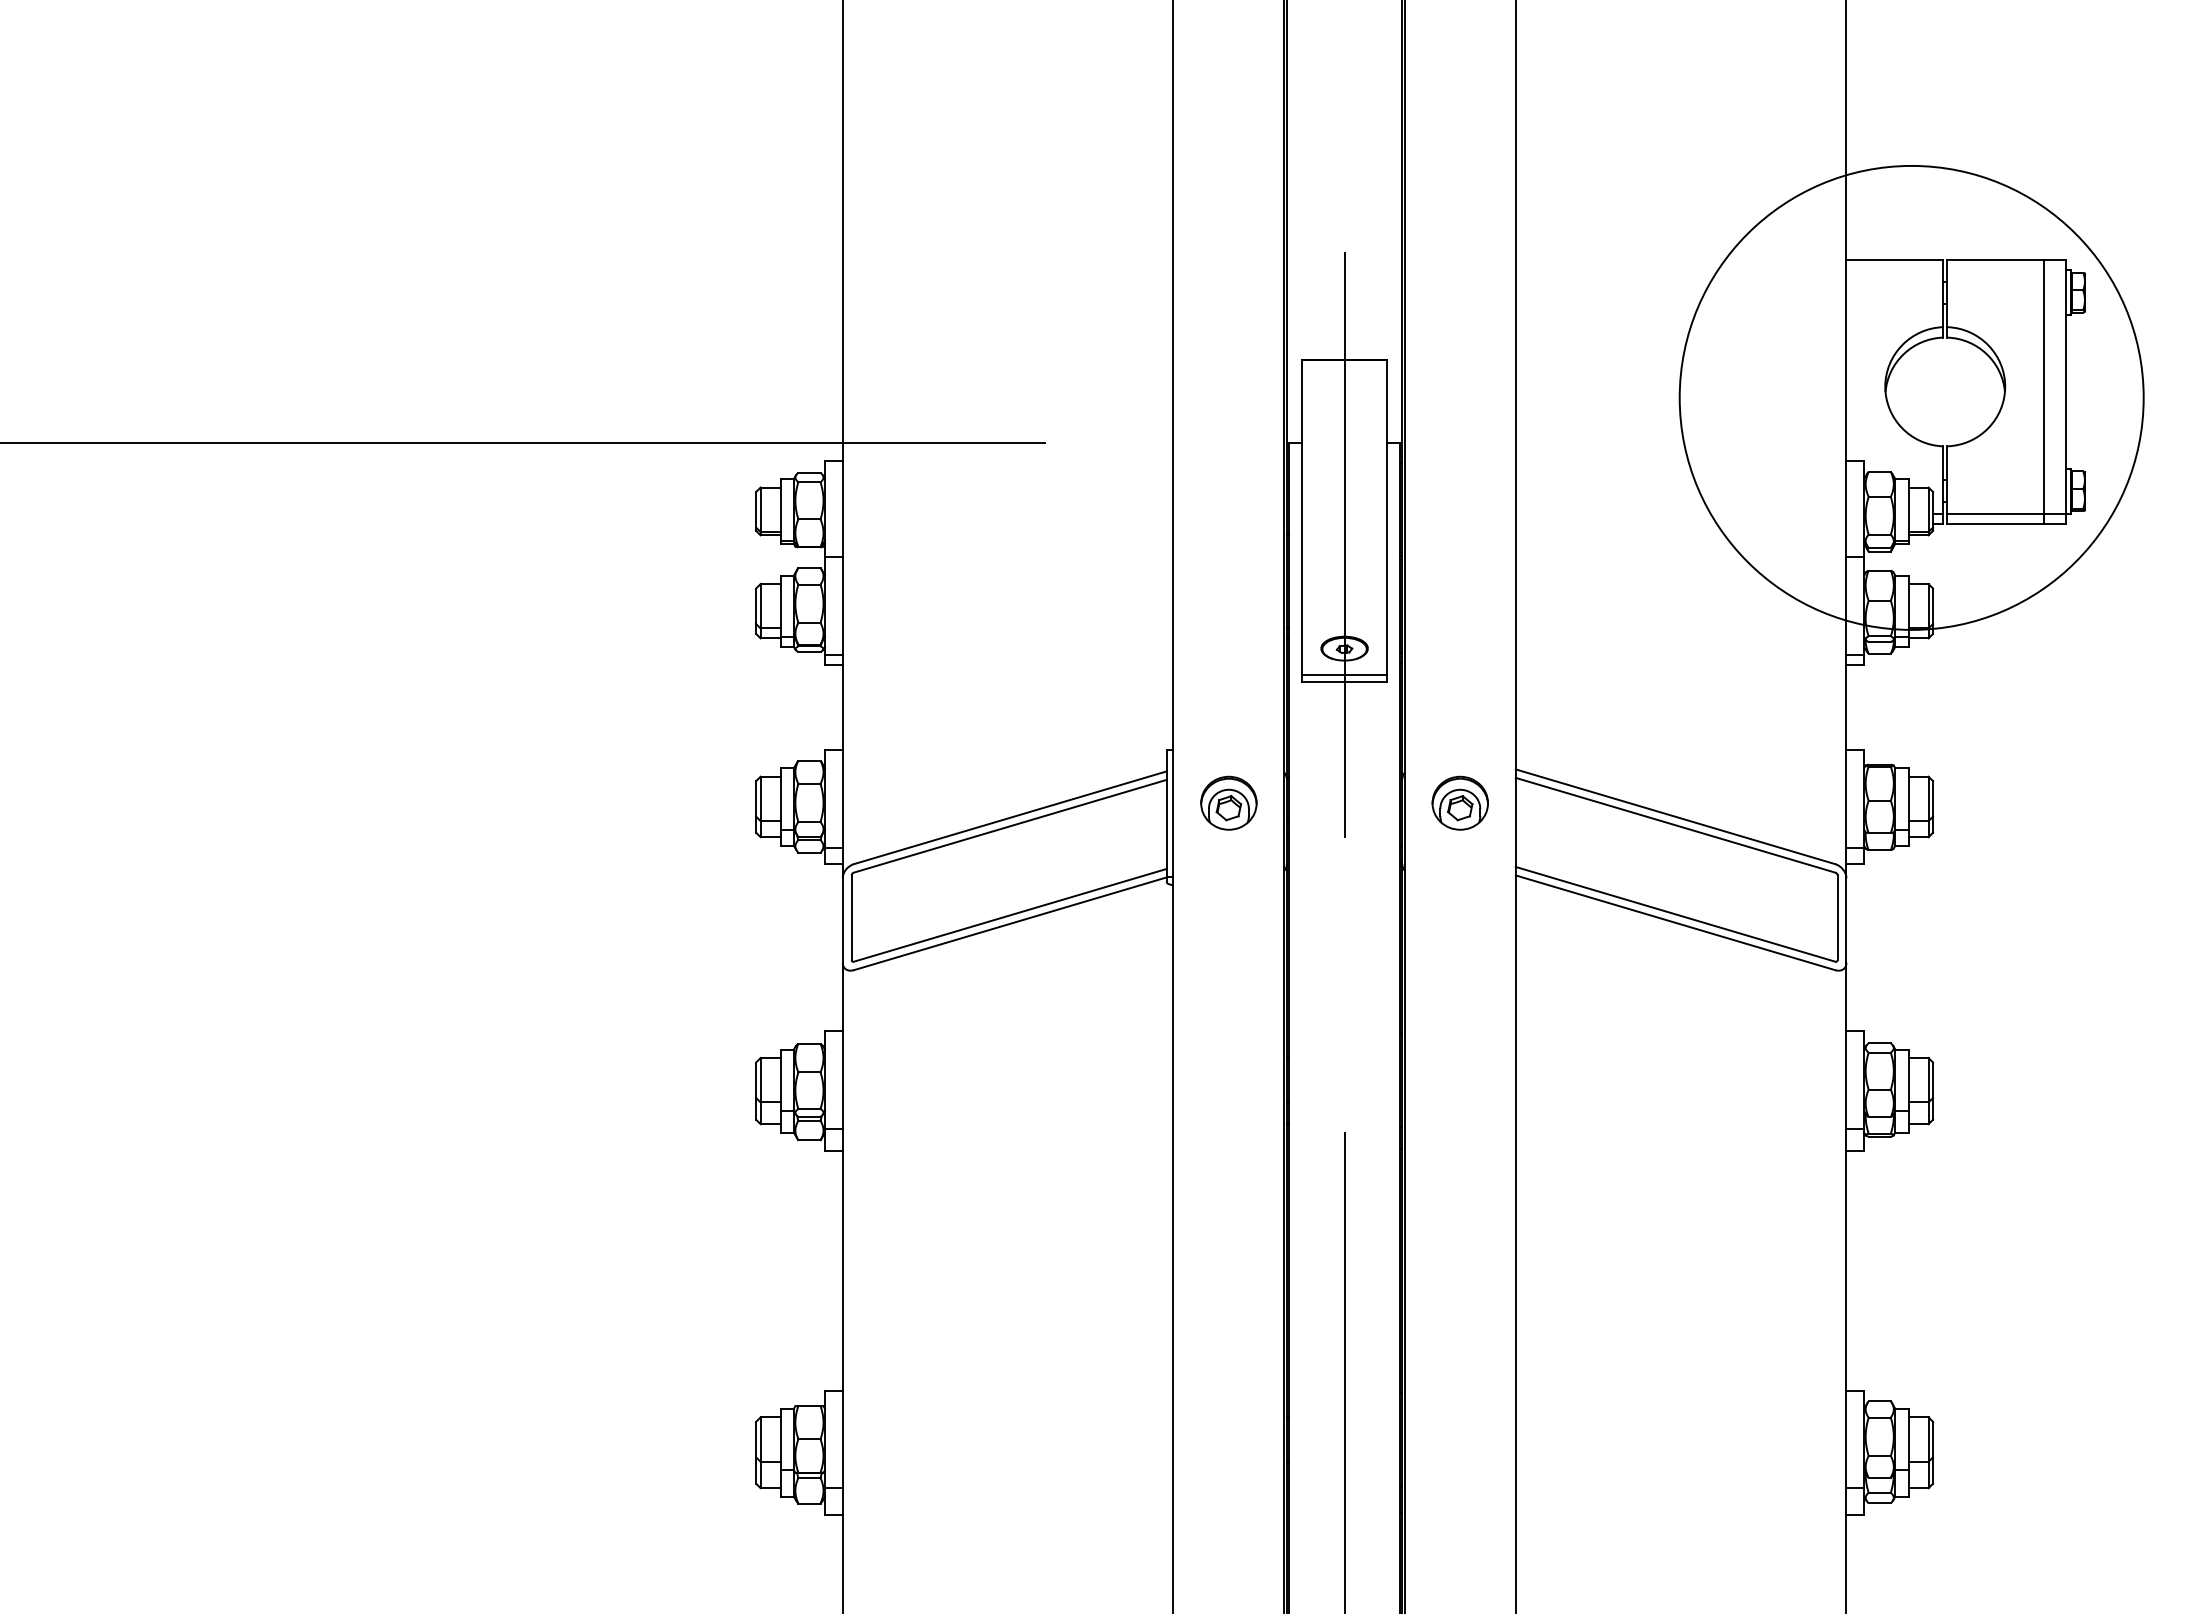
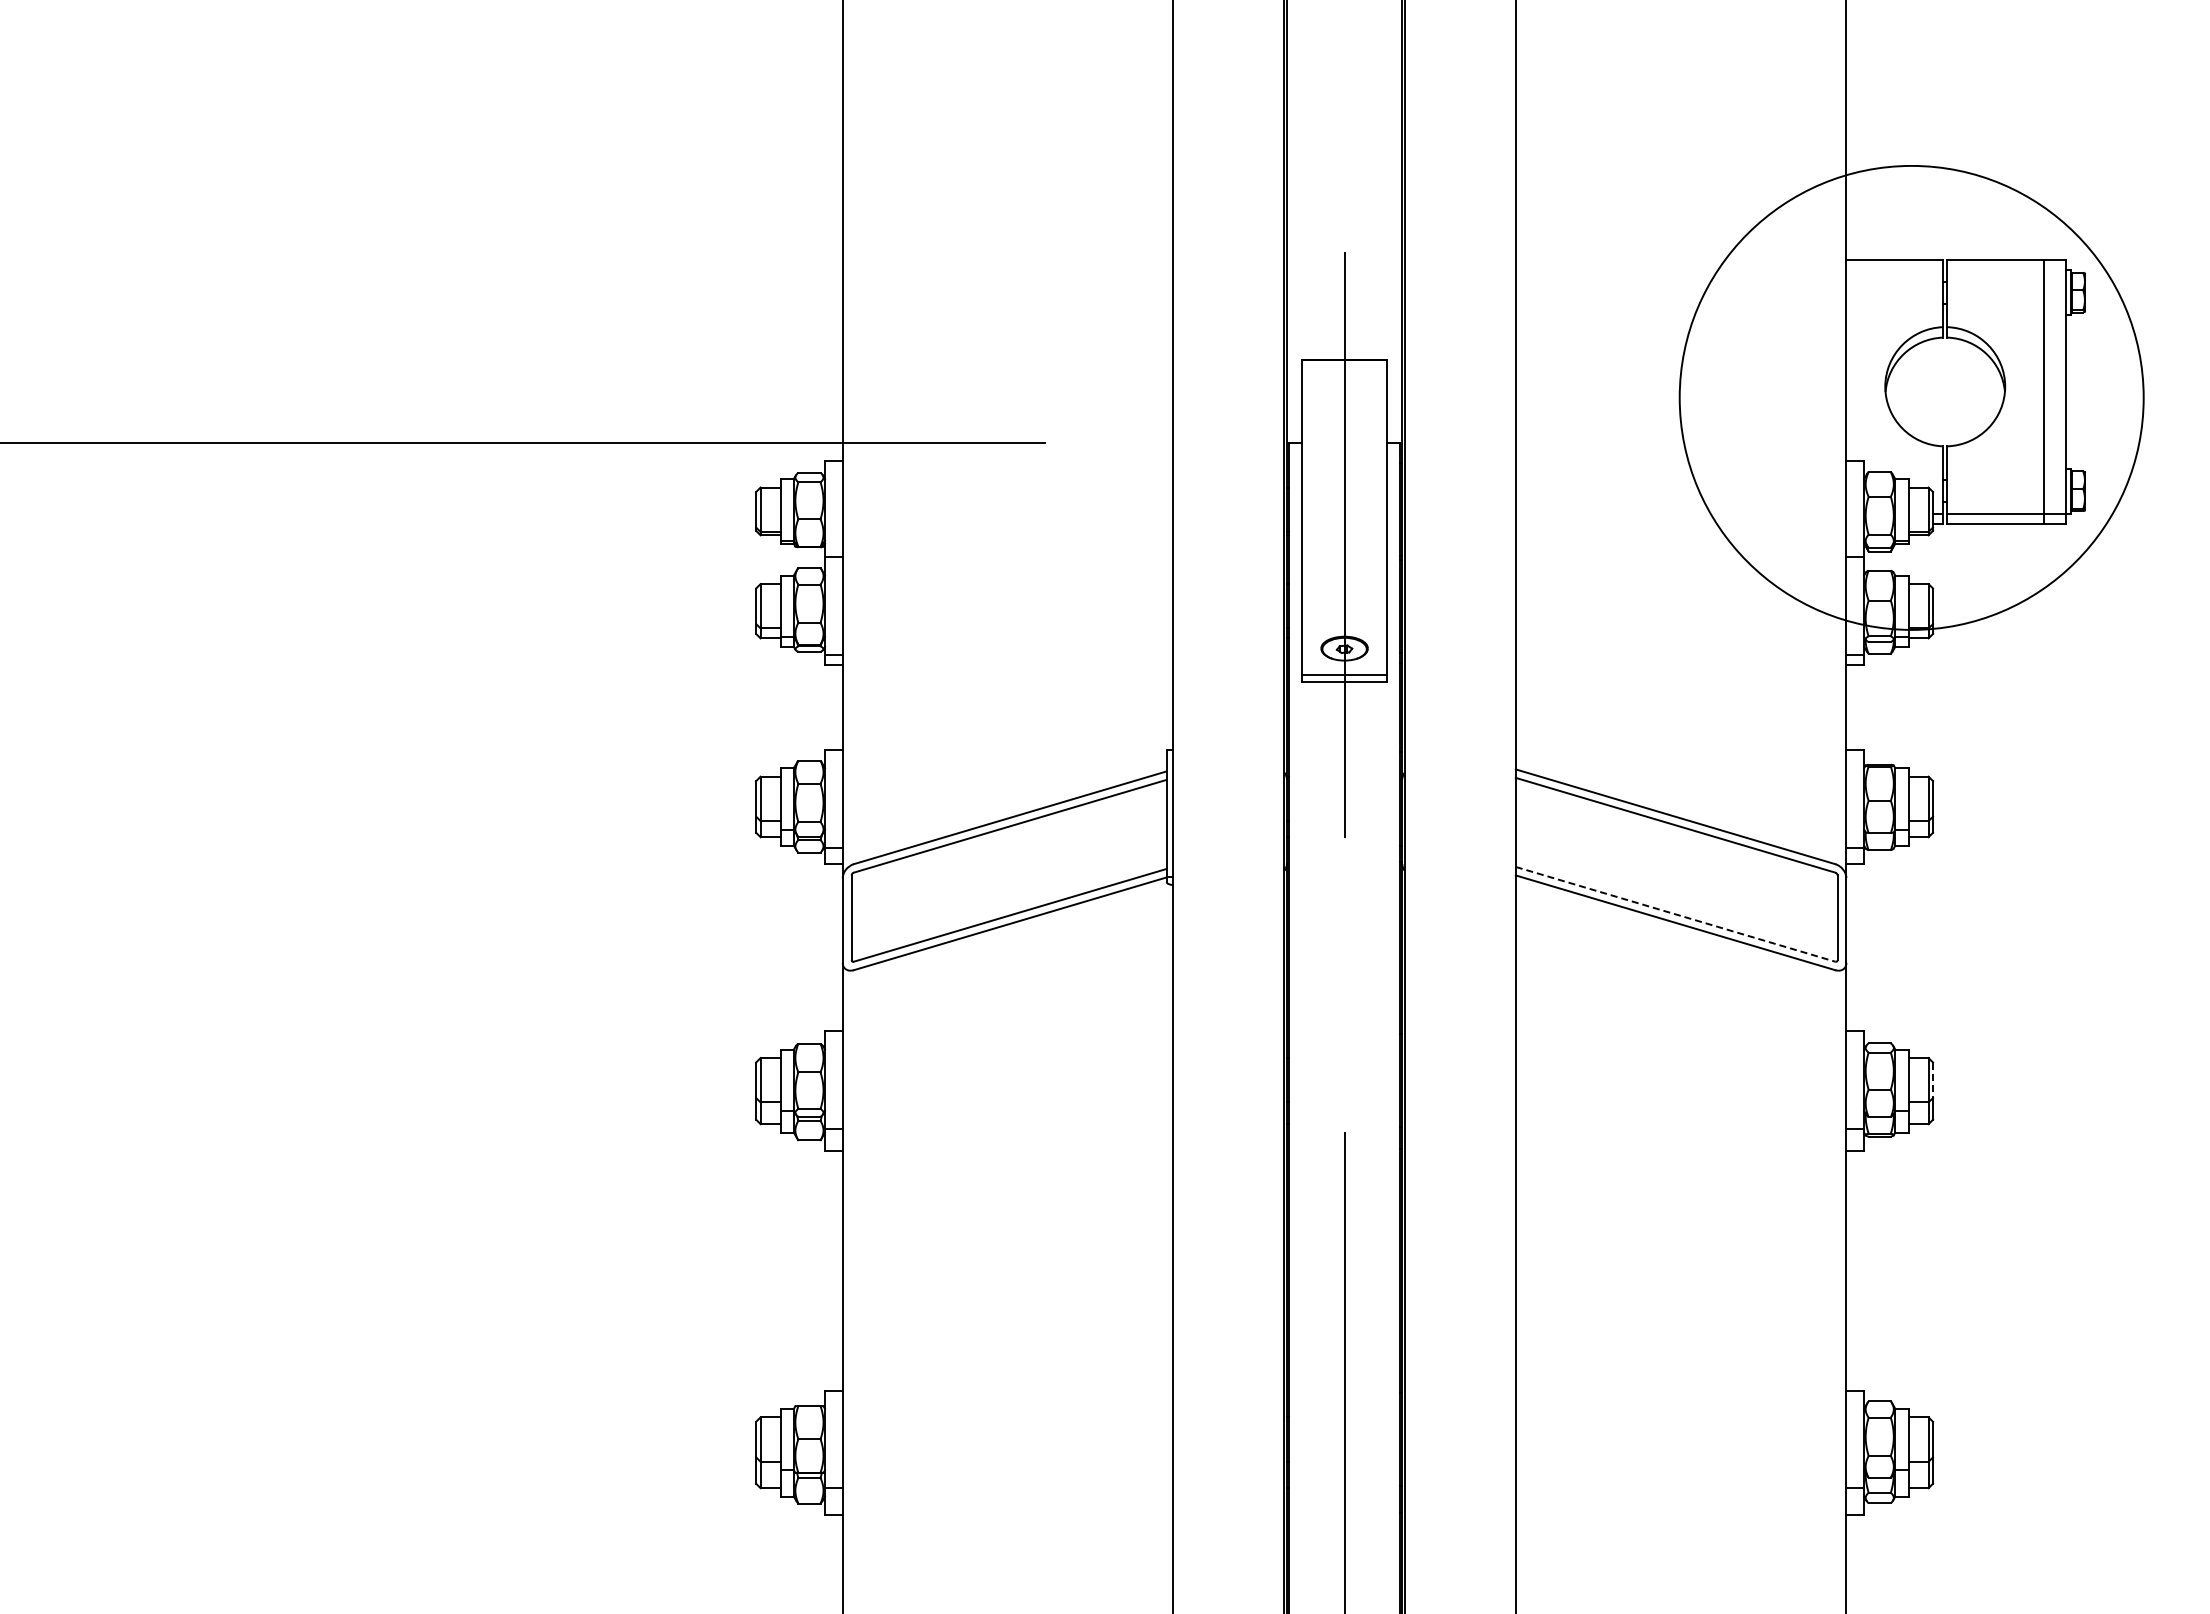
part: present -> none (1228, 802)
part: present -> none (1459, 802)
line: solid -> dashed (1675, 914)
line: solid -> dashed (1933, 1080)
